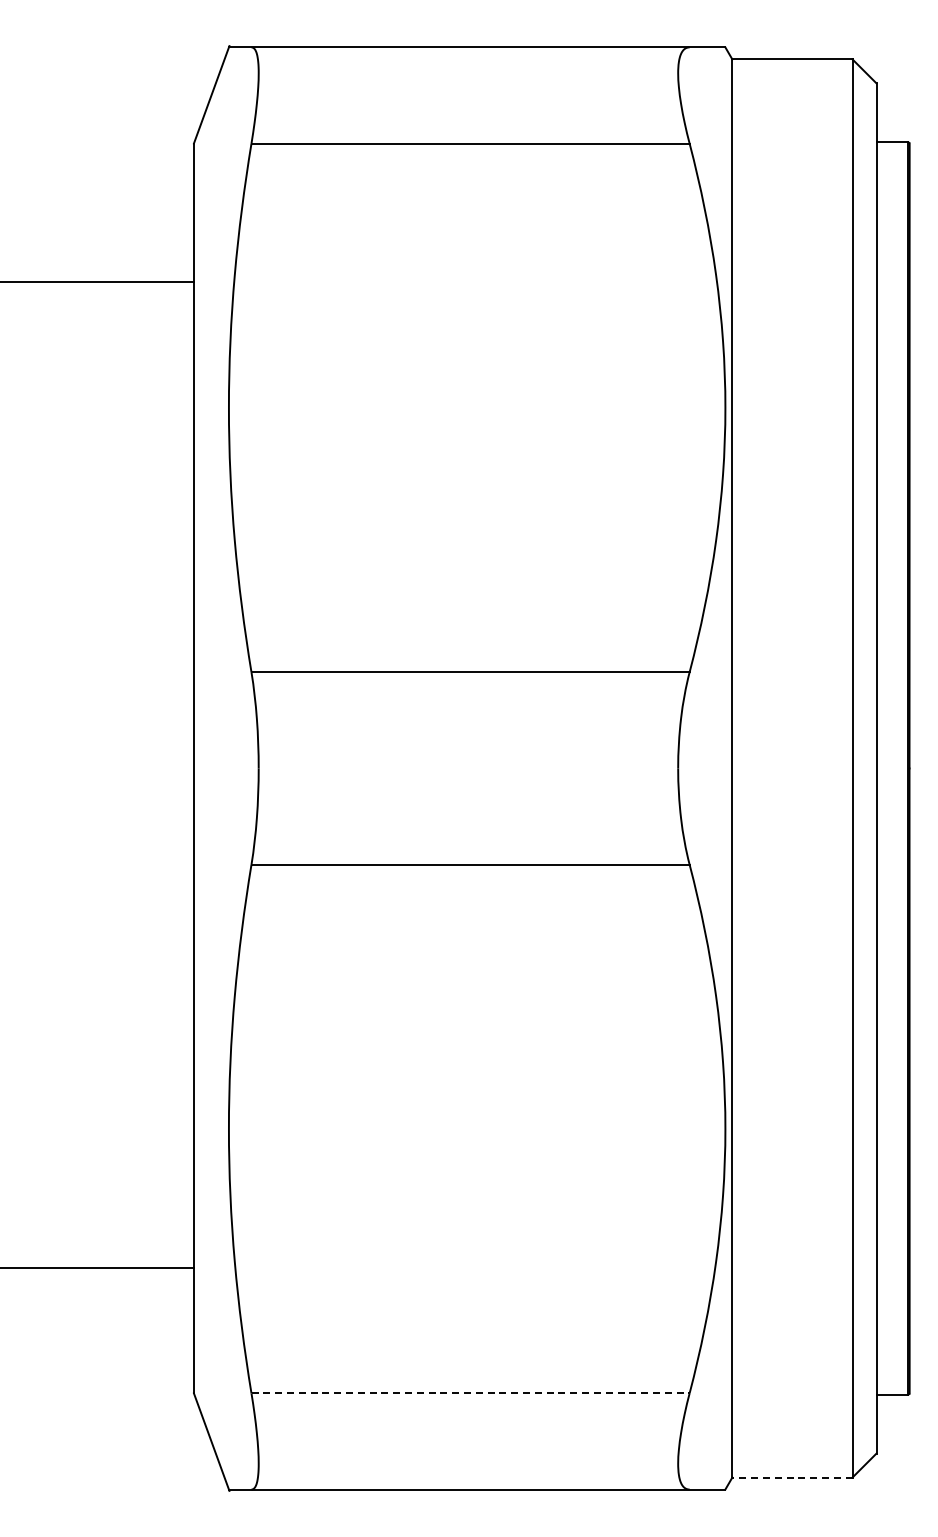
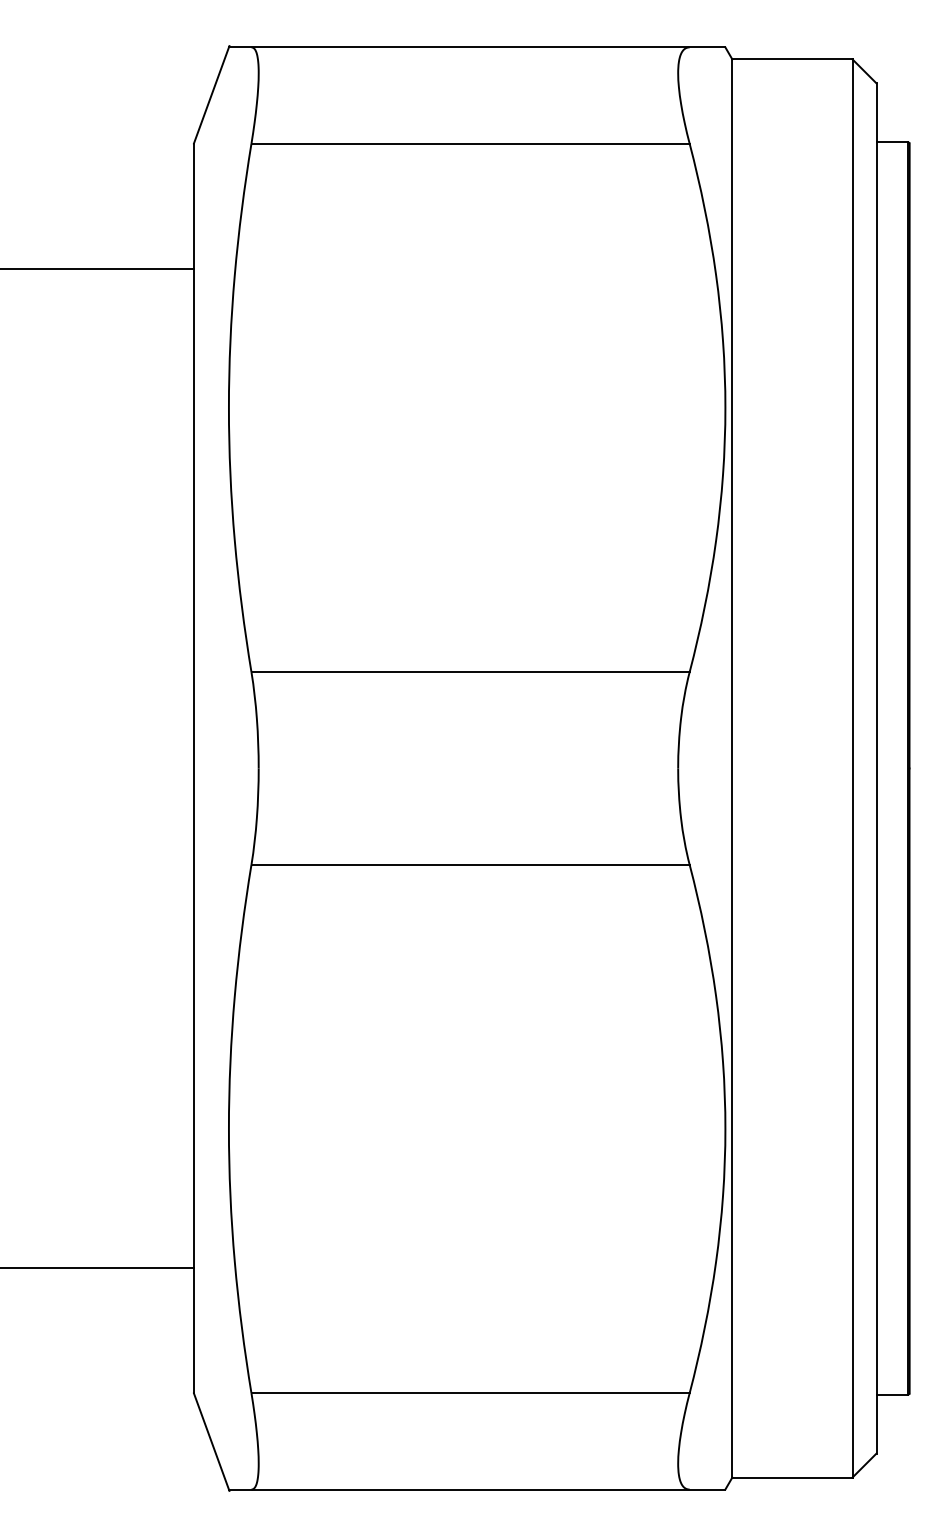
line position: (97, 281) -> (97, 268) (97, 268)
line: dashed -> solid (471, 1393)
line: dashed -> solid (791, 1477)
